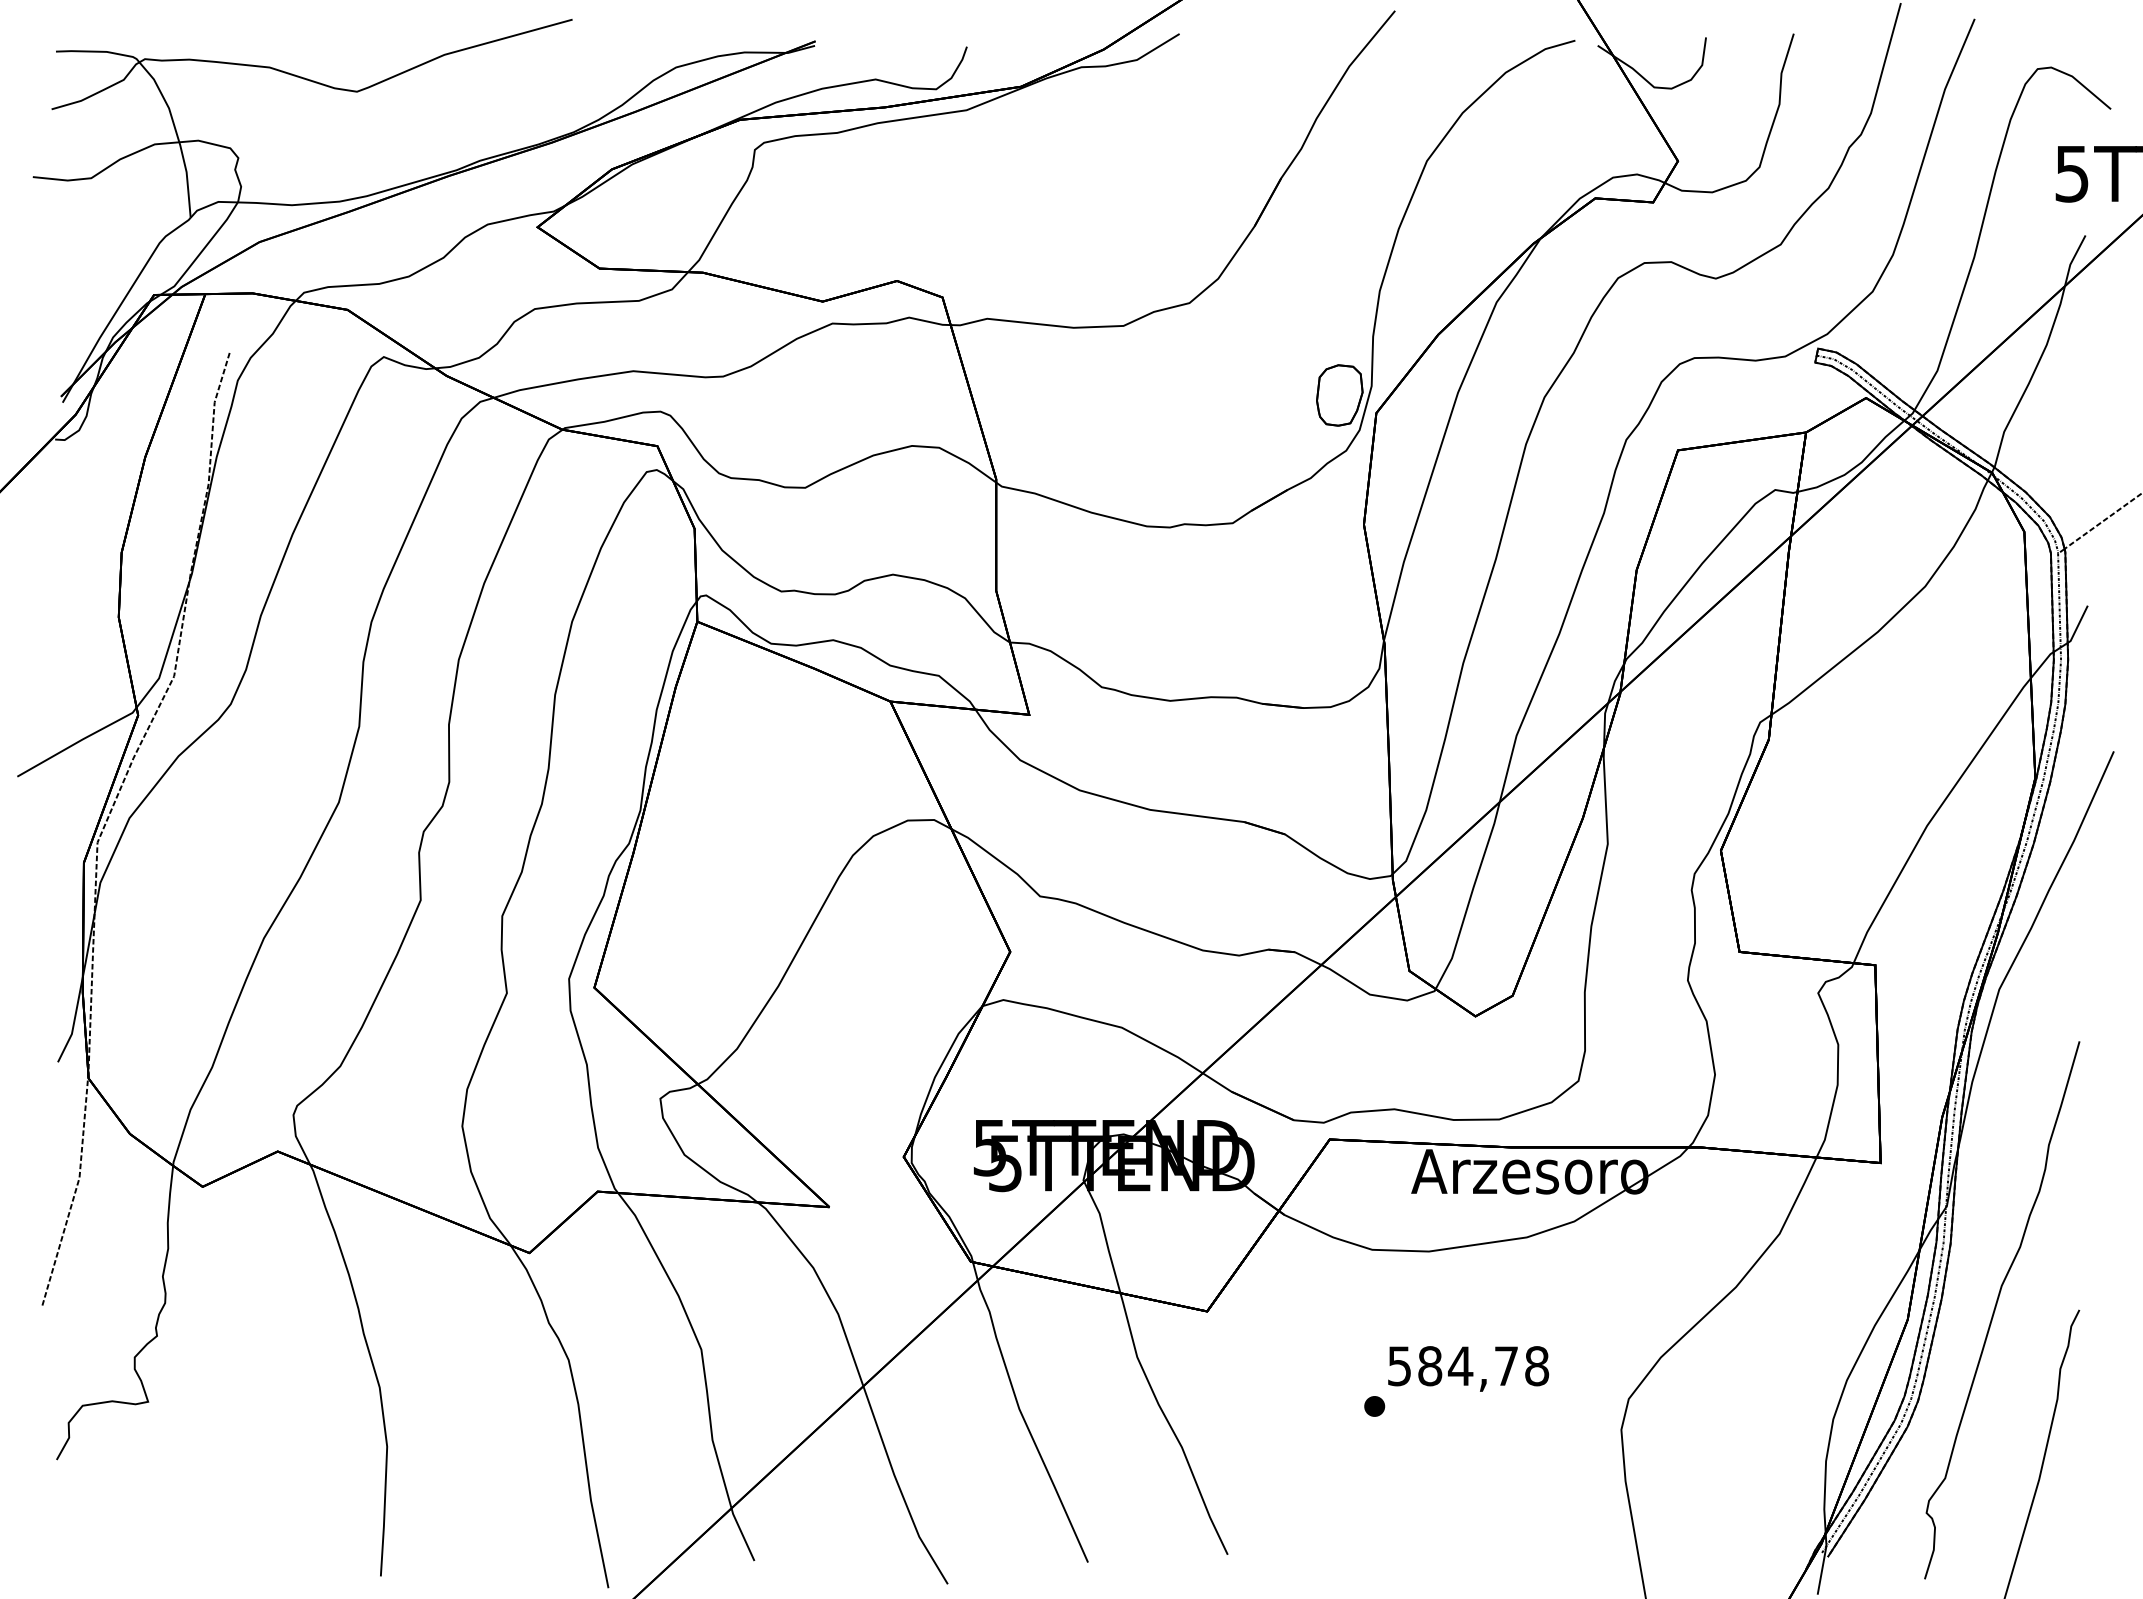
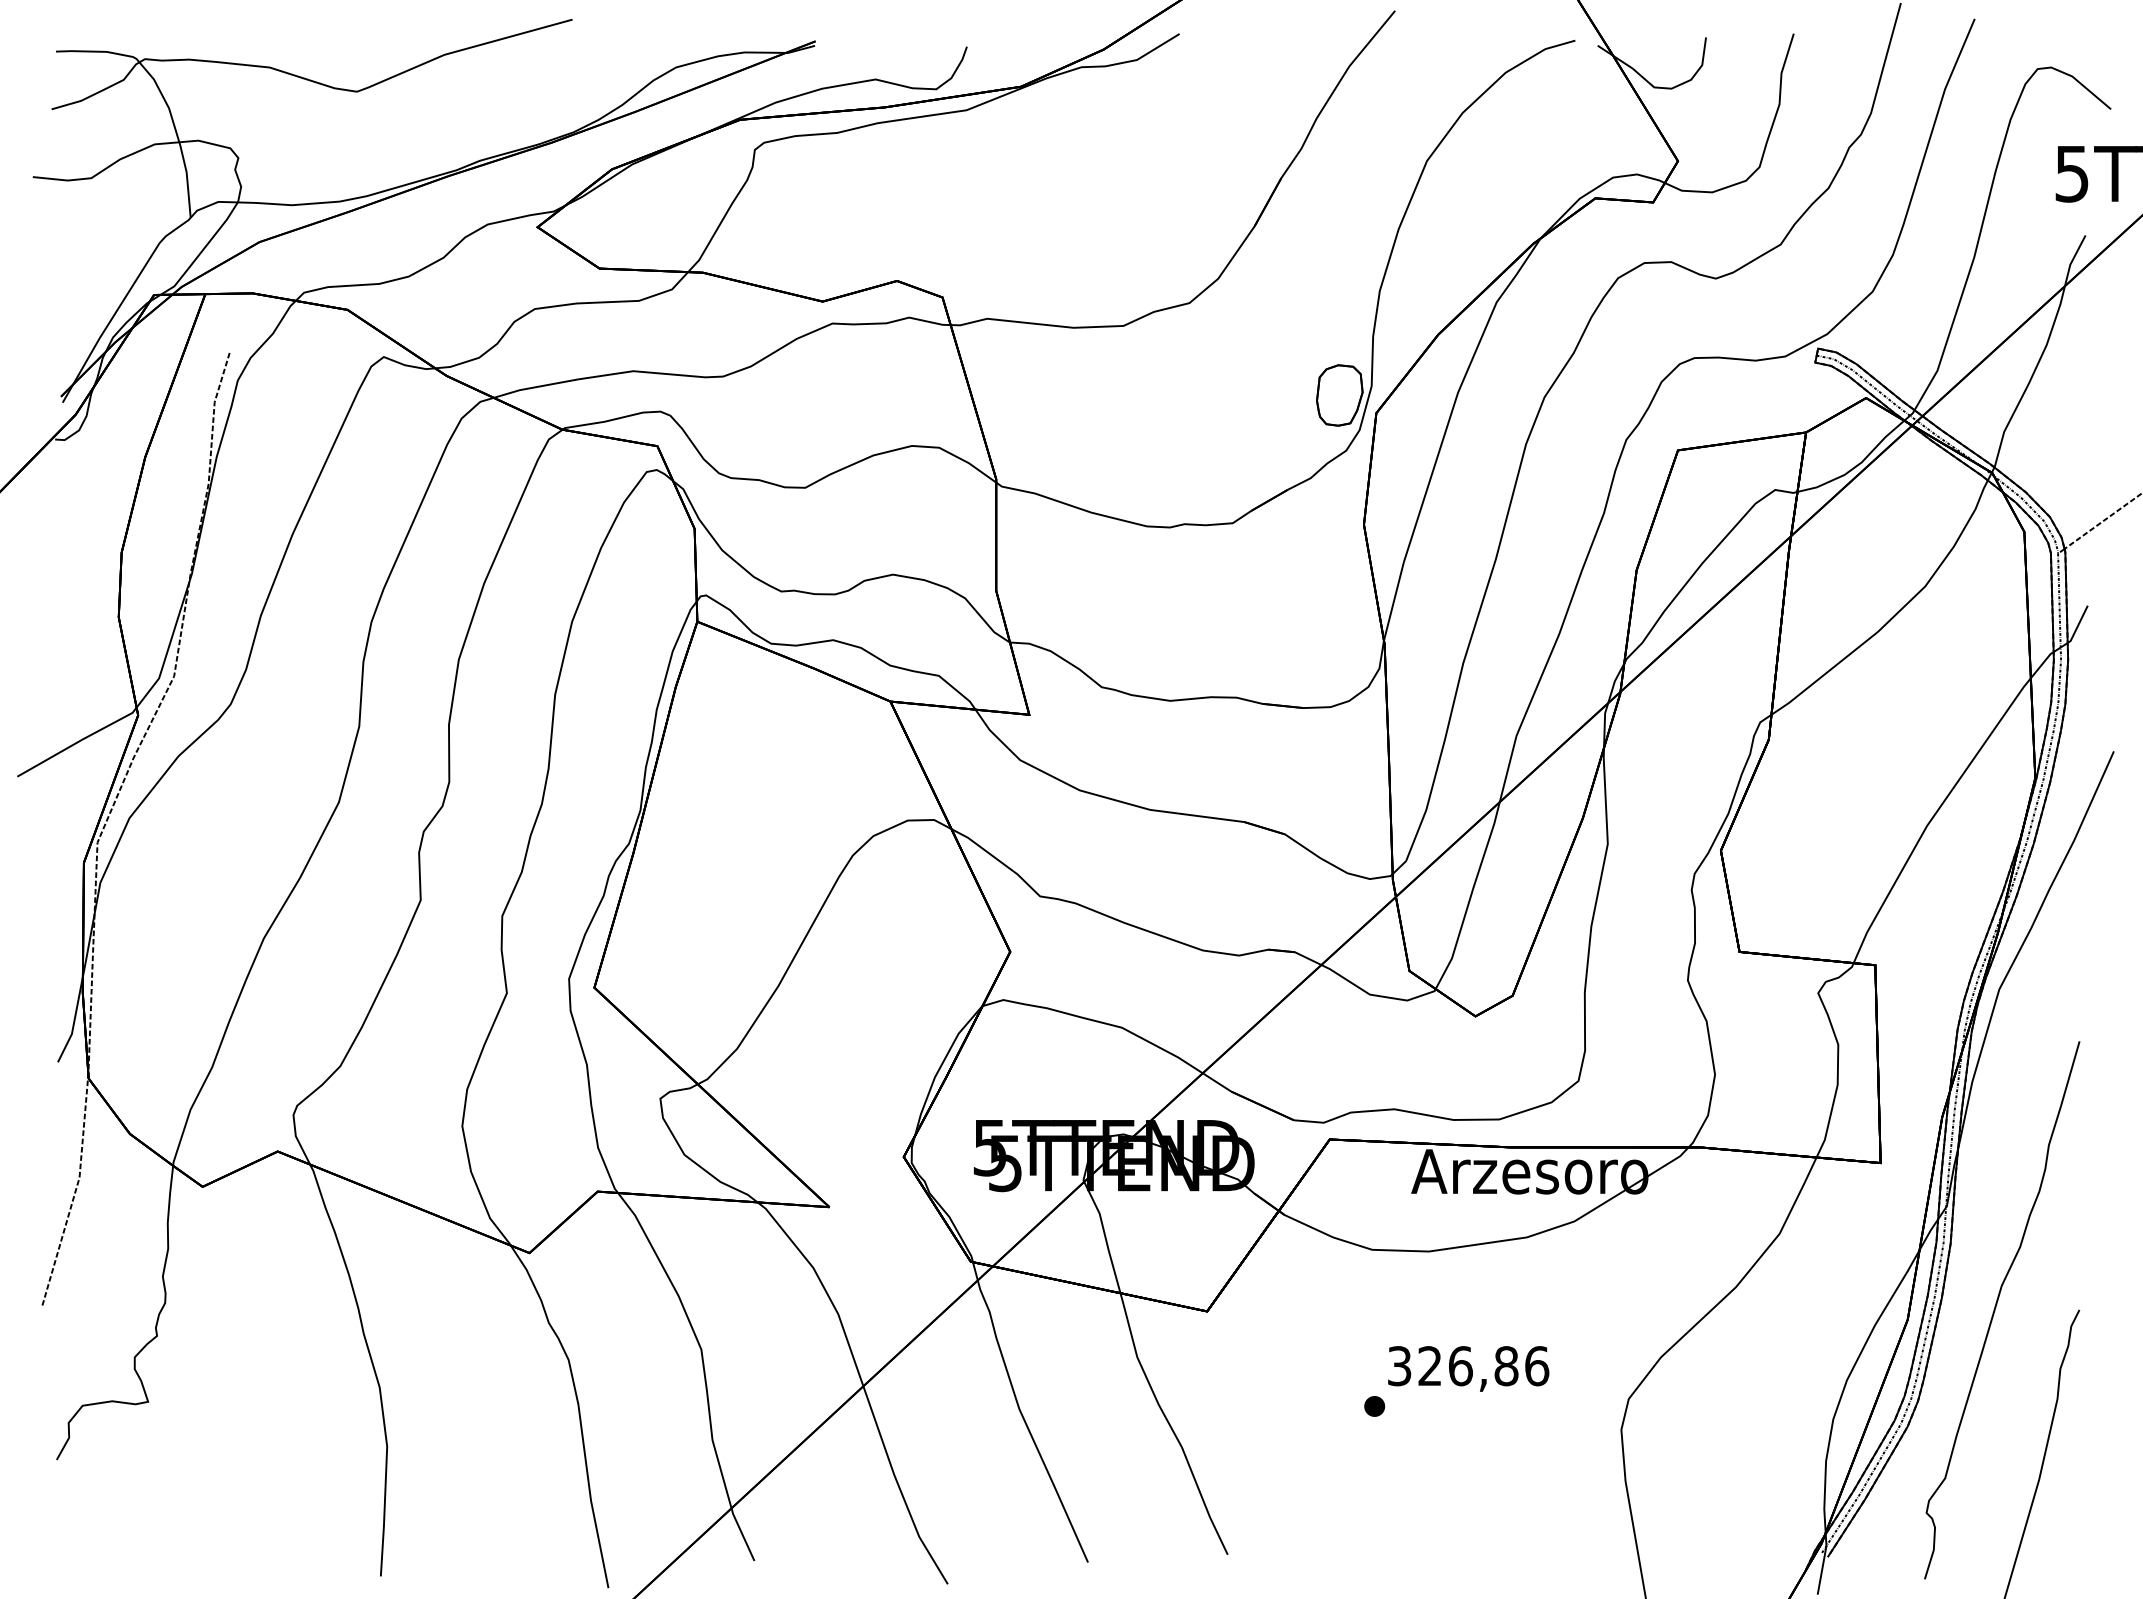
text: 584,78 -> 326,86 (1468, 1366)
